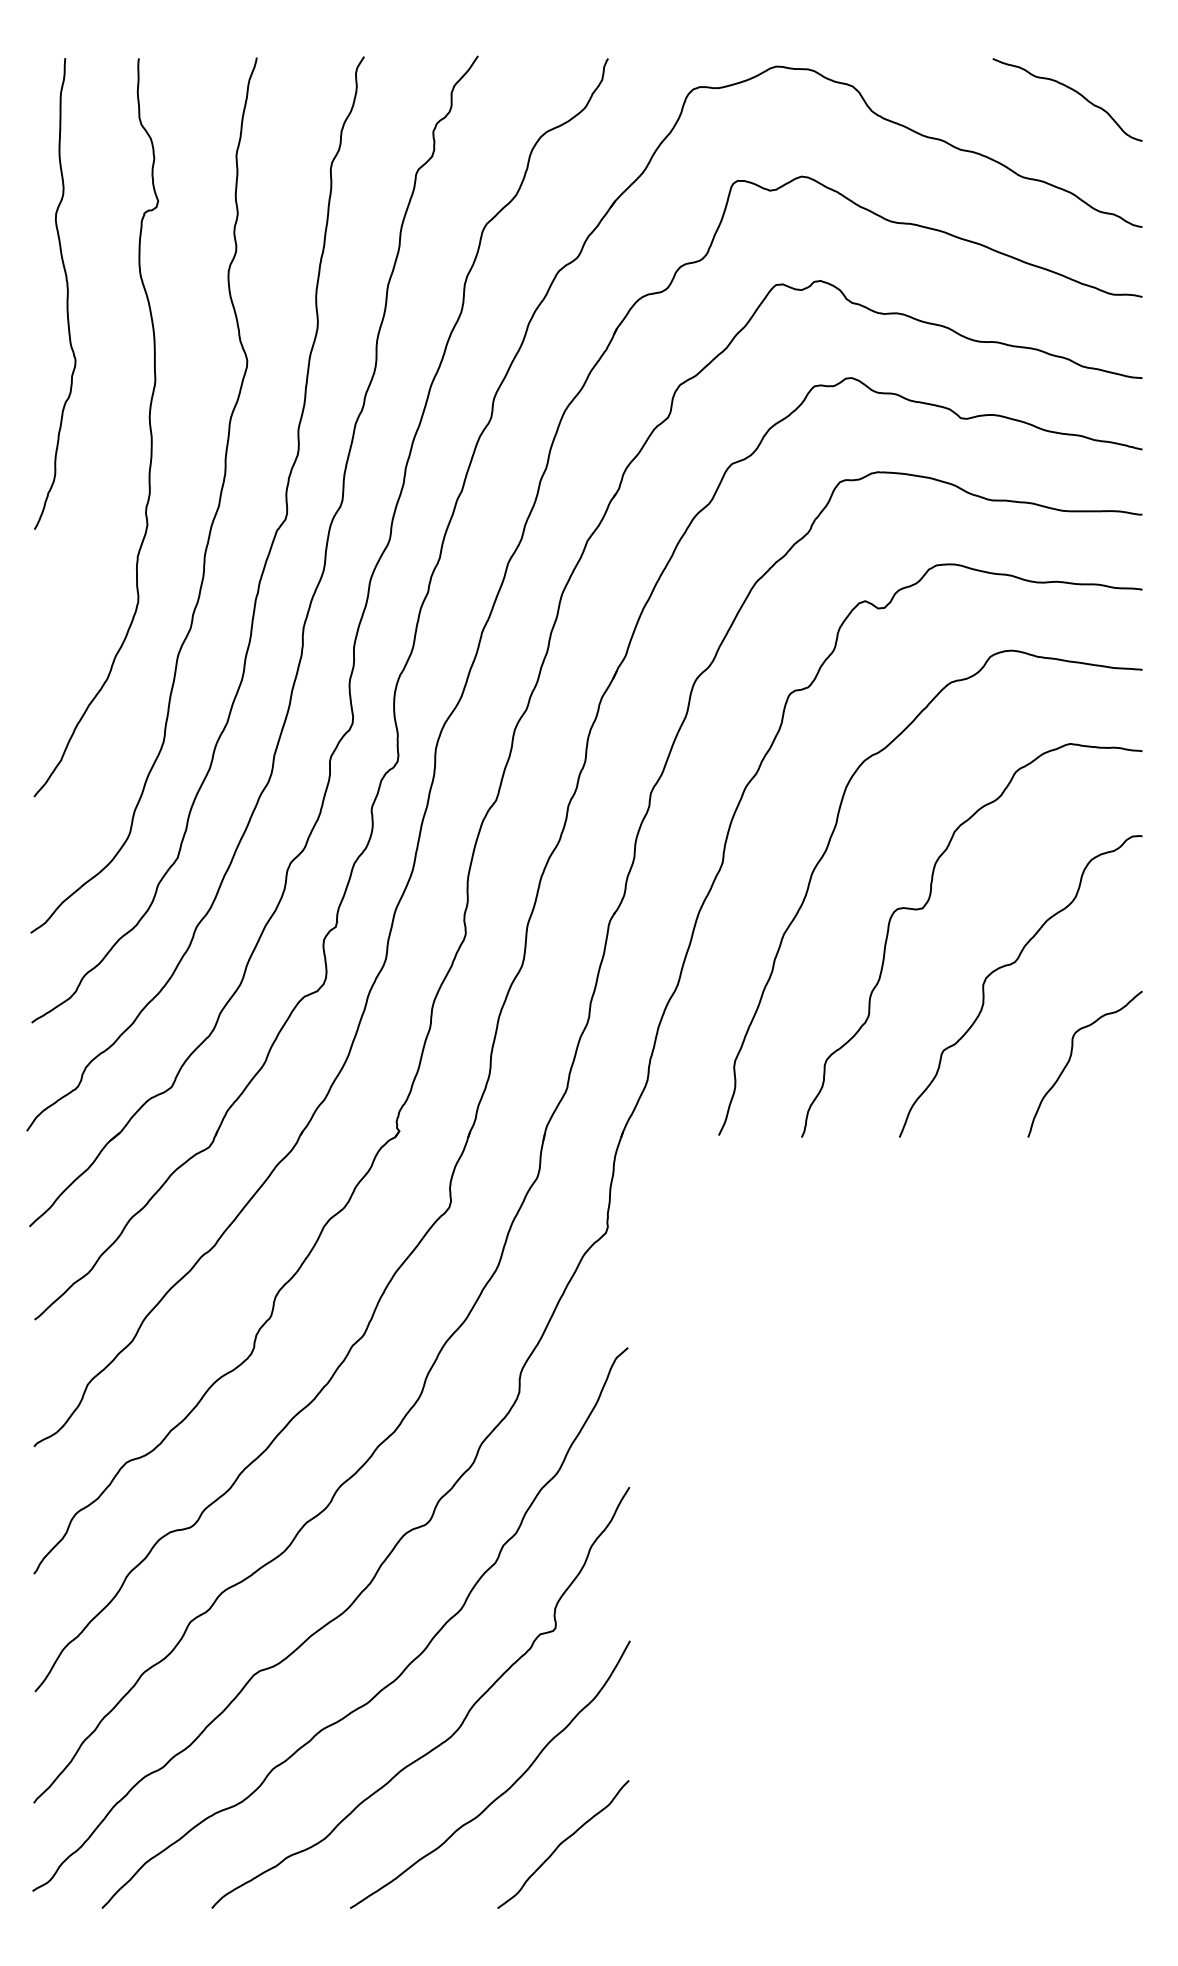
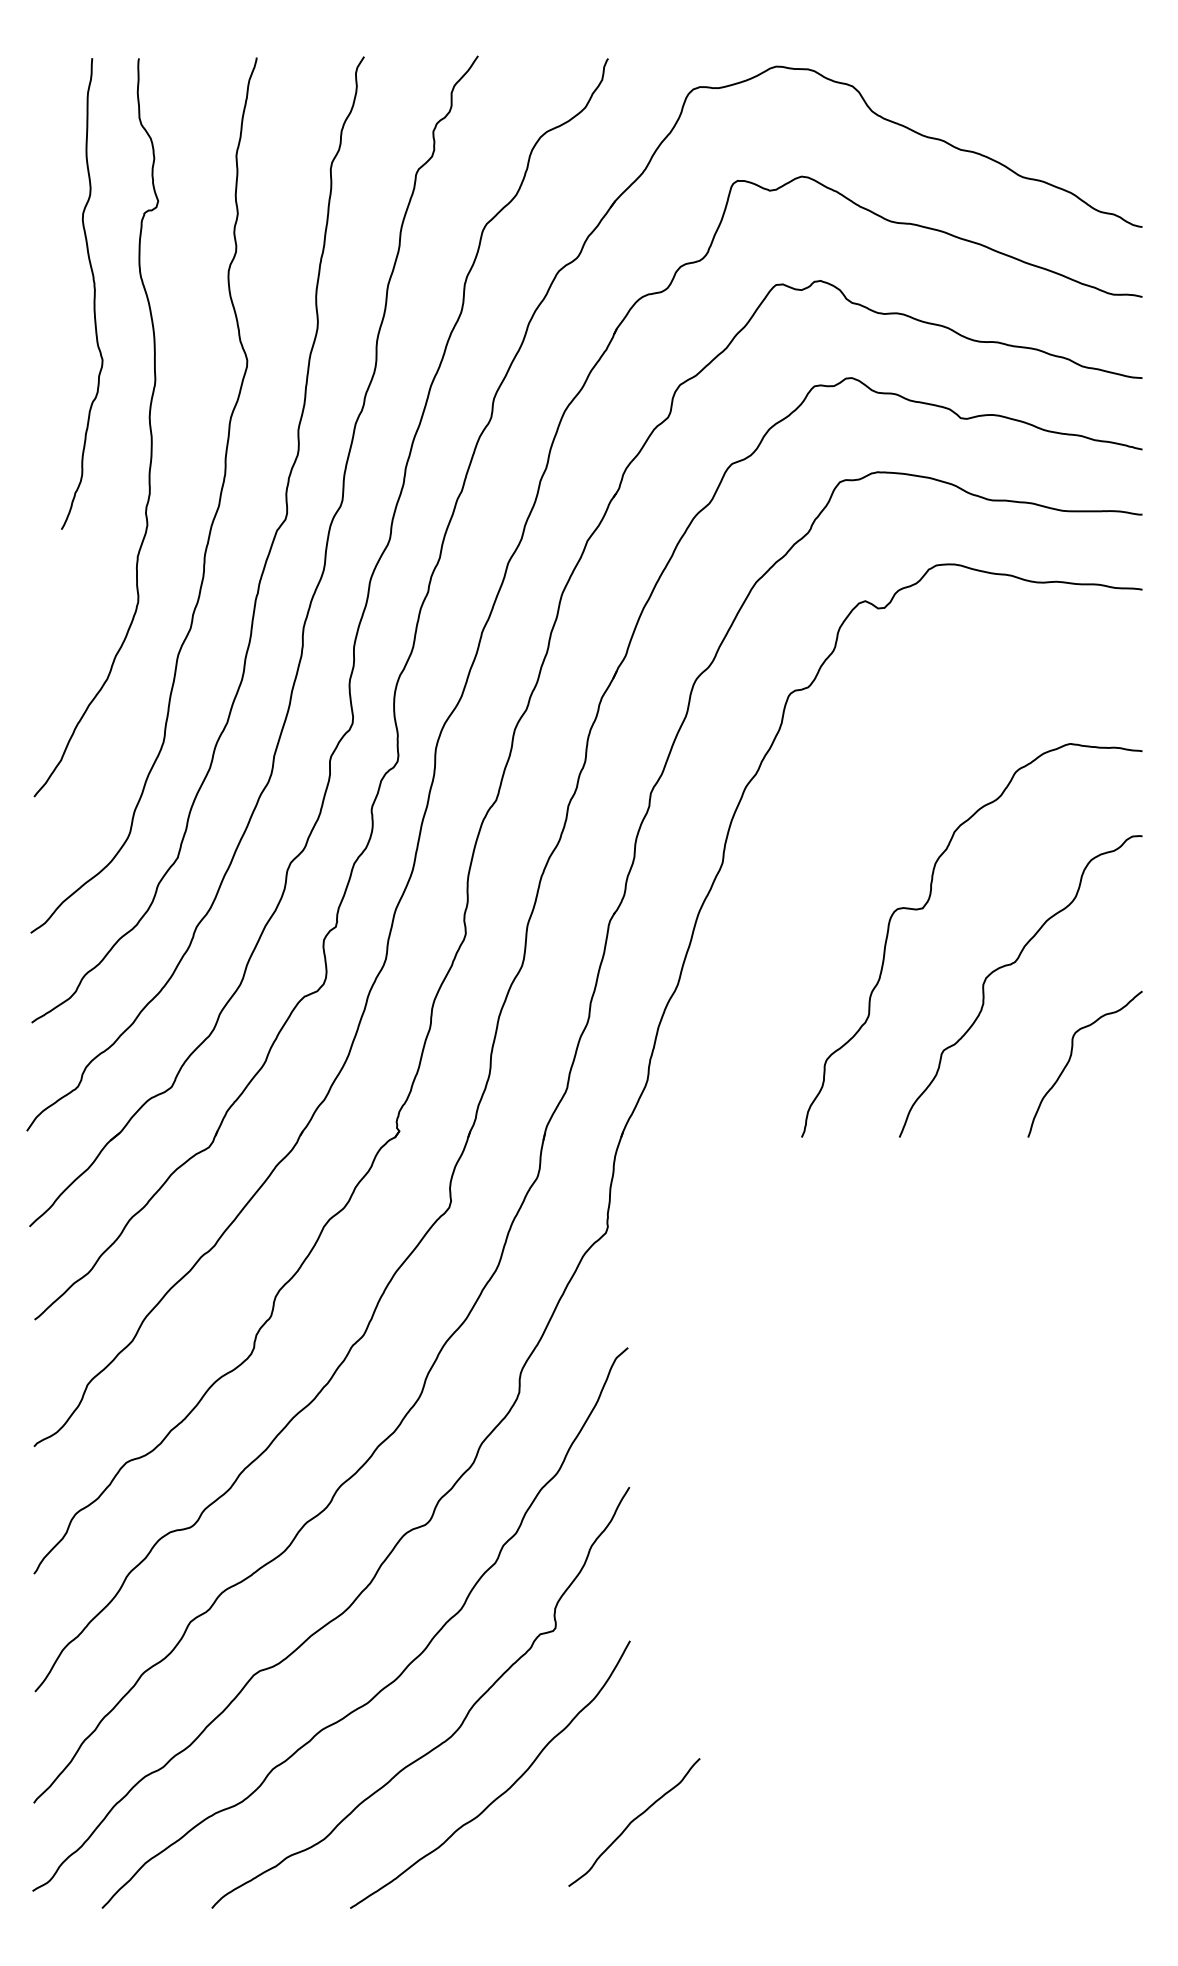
curve: present -> none (1073, 91)
curve position: (66, 294) -> (93, 294) (93, 294)
curve: present -> none (828, 847)
curve position: (562, 1843) -> (633, 1821) (633, 1821)
